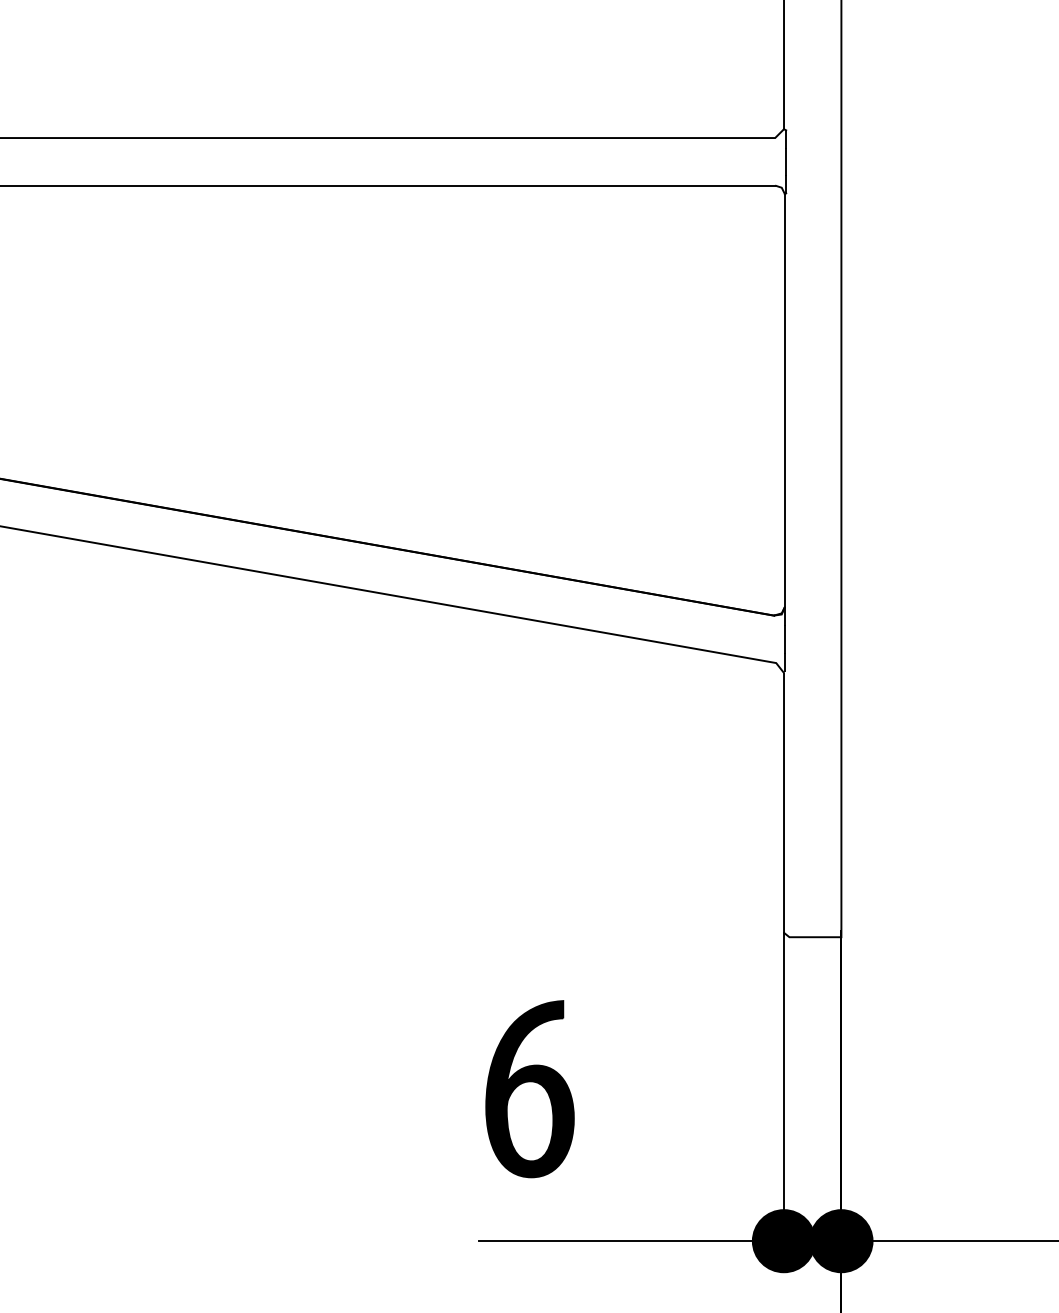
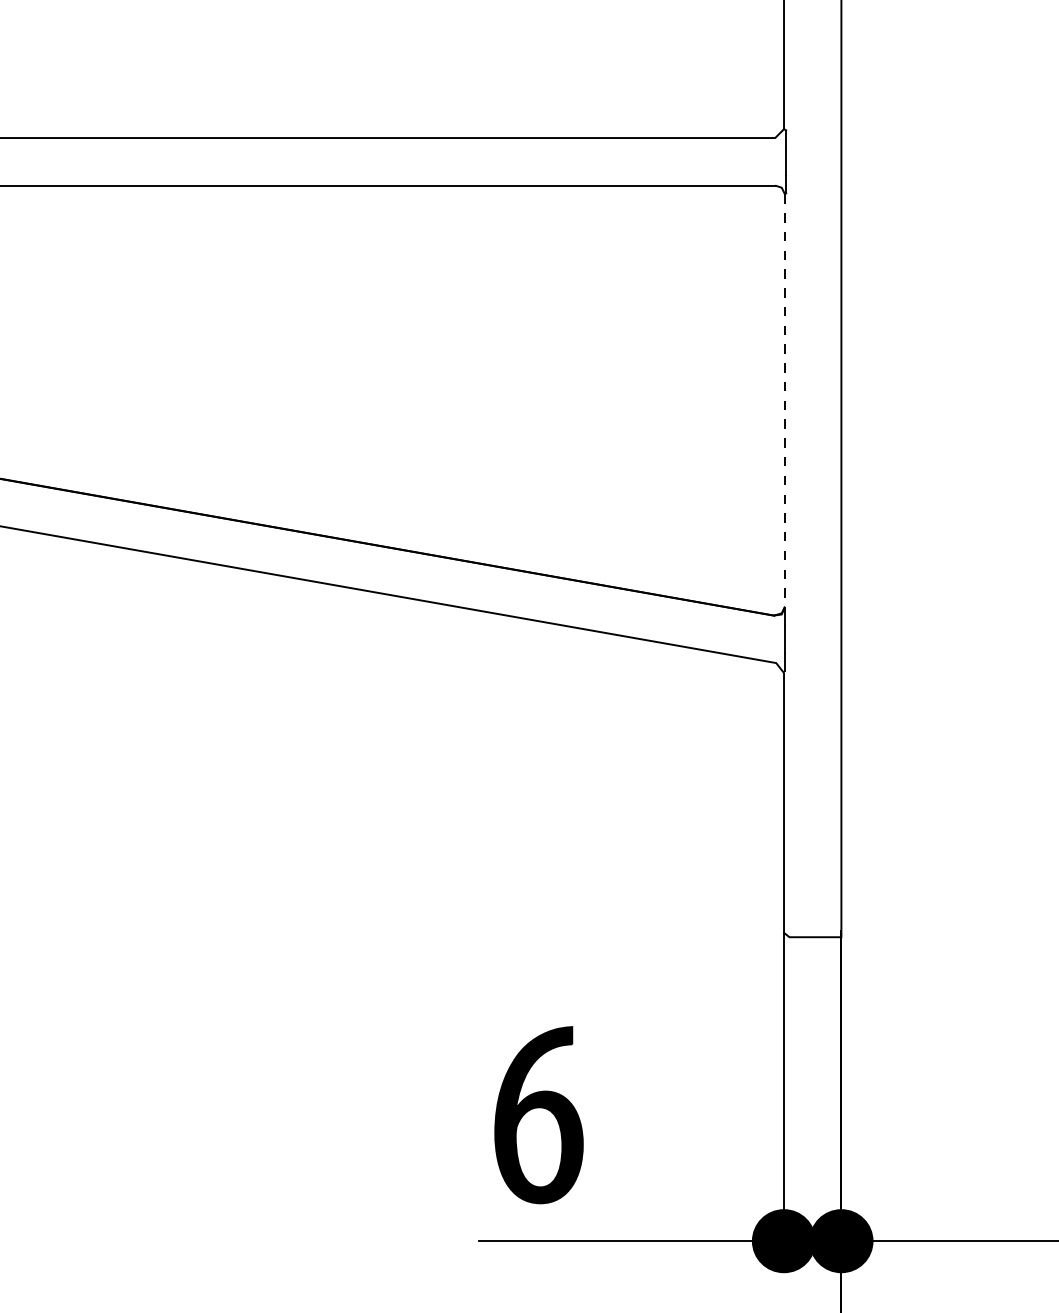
line: solid -> dashed (785, 401)
part position: (529, 1089) -> (538, 1115) (538, 1115)
